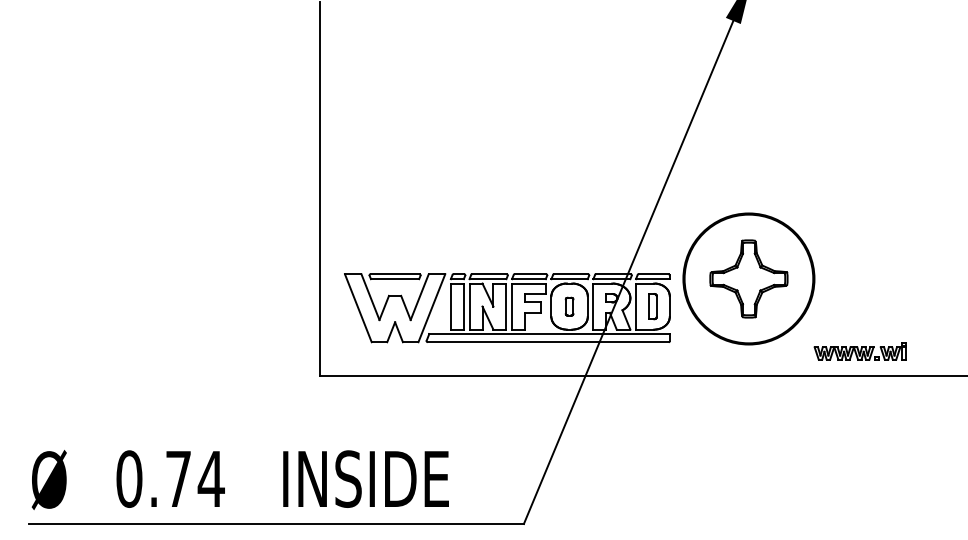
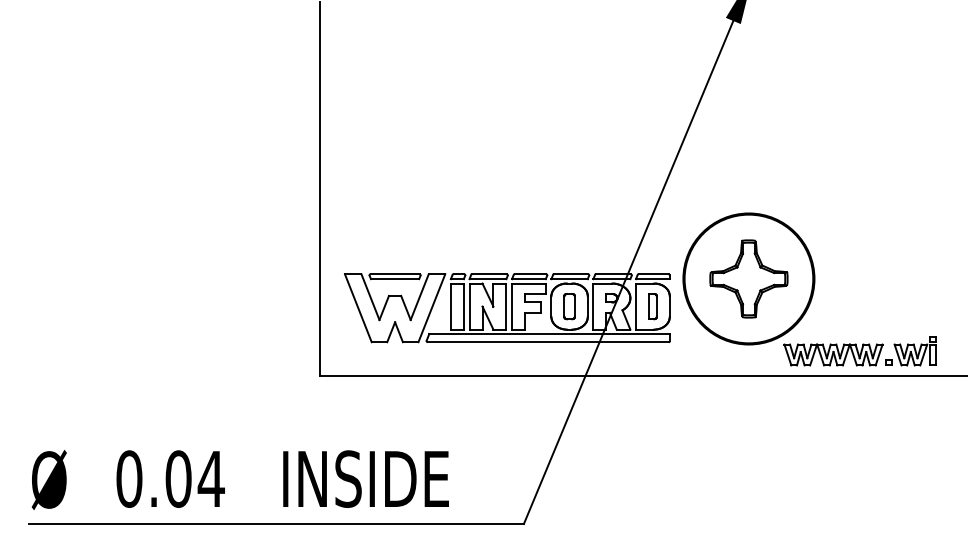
part size: 11x21 px -> 13x28 px (569, 306)
part size: 94x19 px -> 154x31 px (859, 351)
text: 0.74 -> 0.04 (178, 478)
